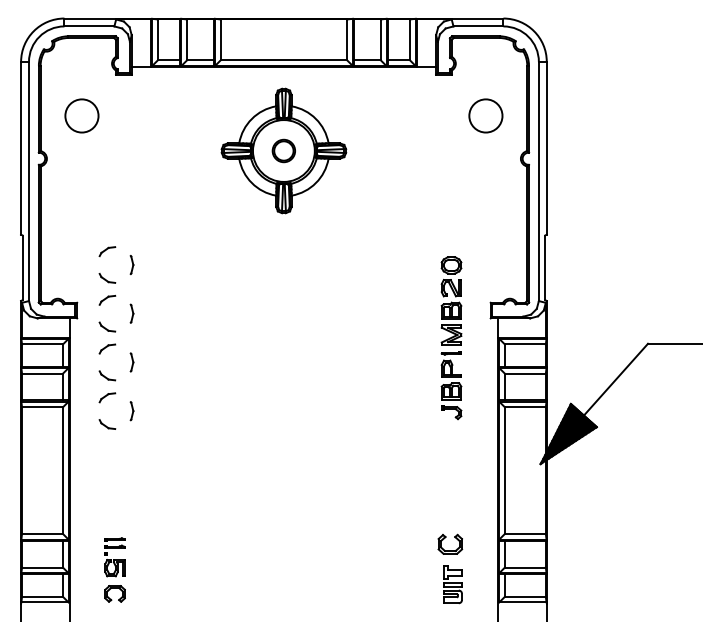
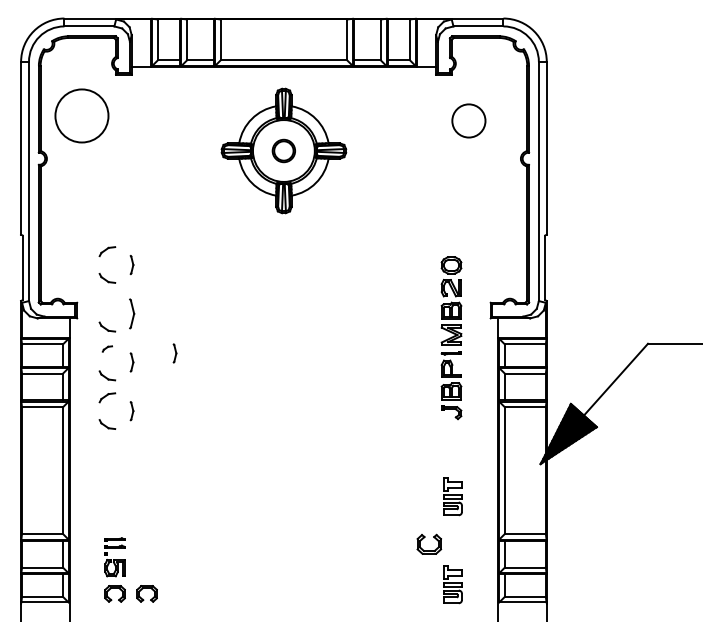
circle diameter: 33 px -> 53 px (81, 115)
circle position: (485, 115) -> (468, 120) (468, 120)
part: present -> none (107, 300)
part size: 6x21 px -> 7x32 px (132, 313)
part size: 19x12 px -> 12x8 px (106, 348)
part: none -> present (174, 353)
part: none -> present (452, 496)
part position: (450, 550) -> (429, 550) (429, 550)
part: none -> present (146, 593)
